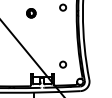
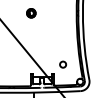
circle: present -> none (63, 7)
